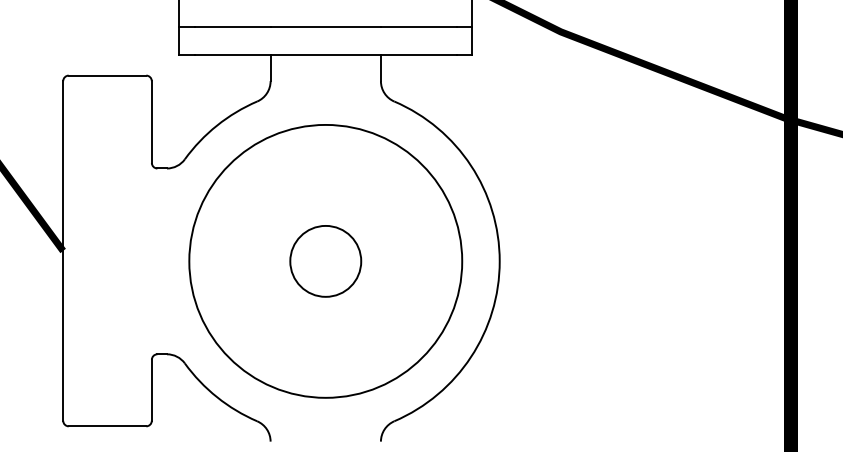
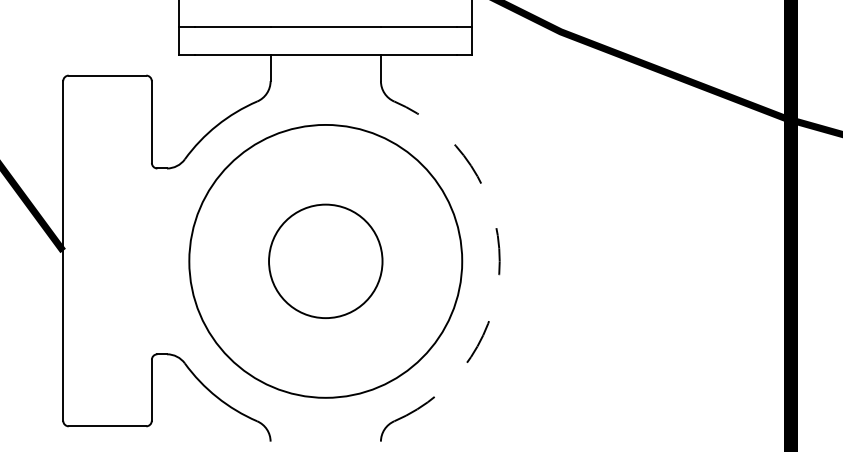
circle diameter: 71 px -> 114 px (325, 261)
arc: solid -> dashed (499, 261)
